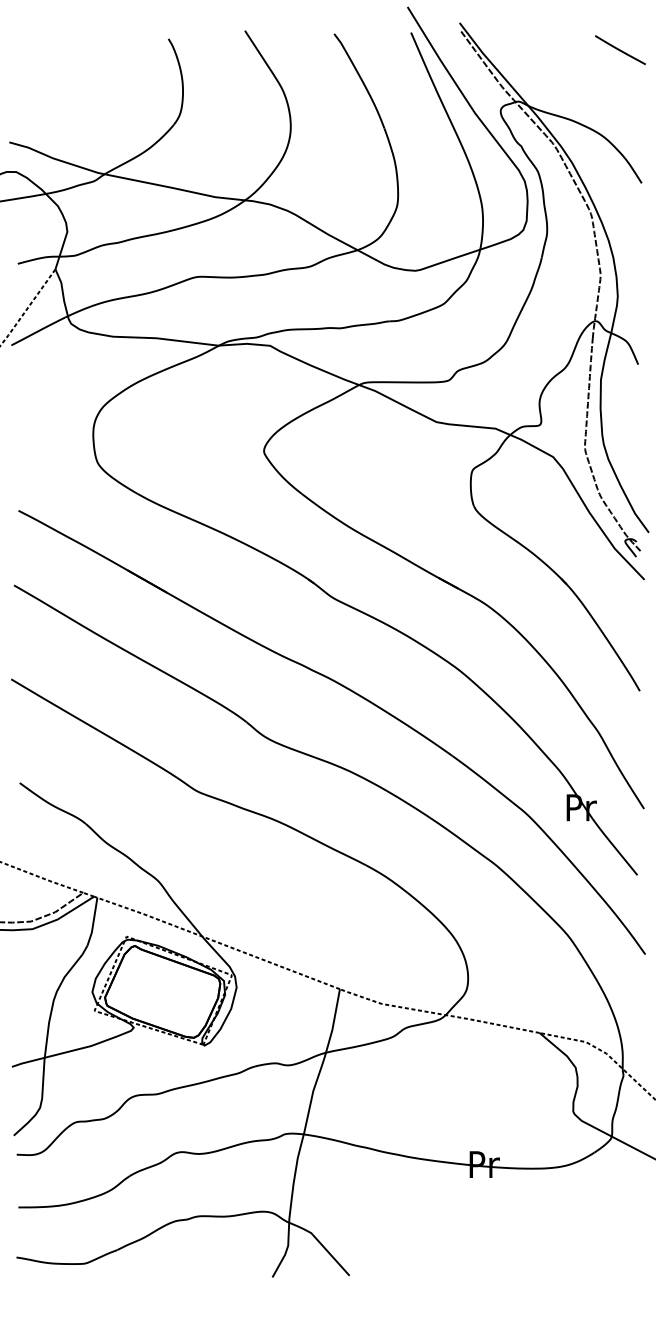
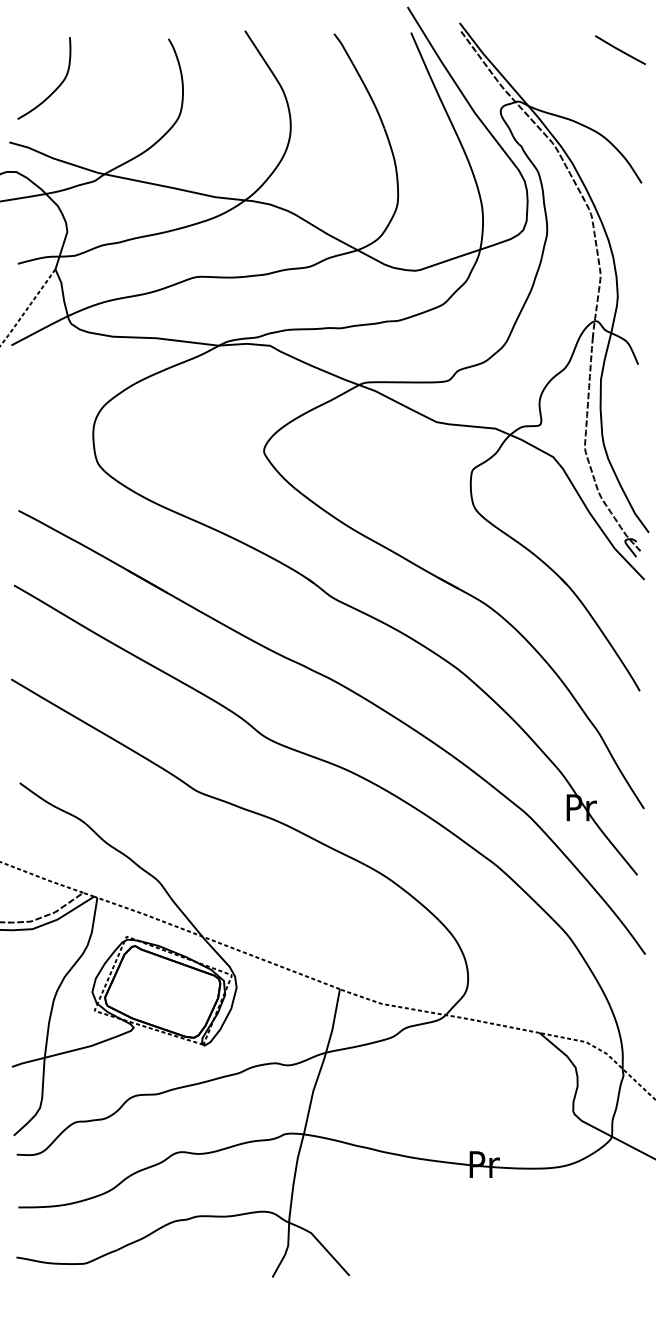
curve: none -> present (55, 88)
